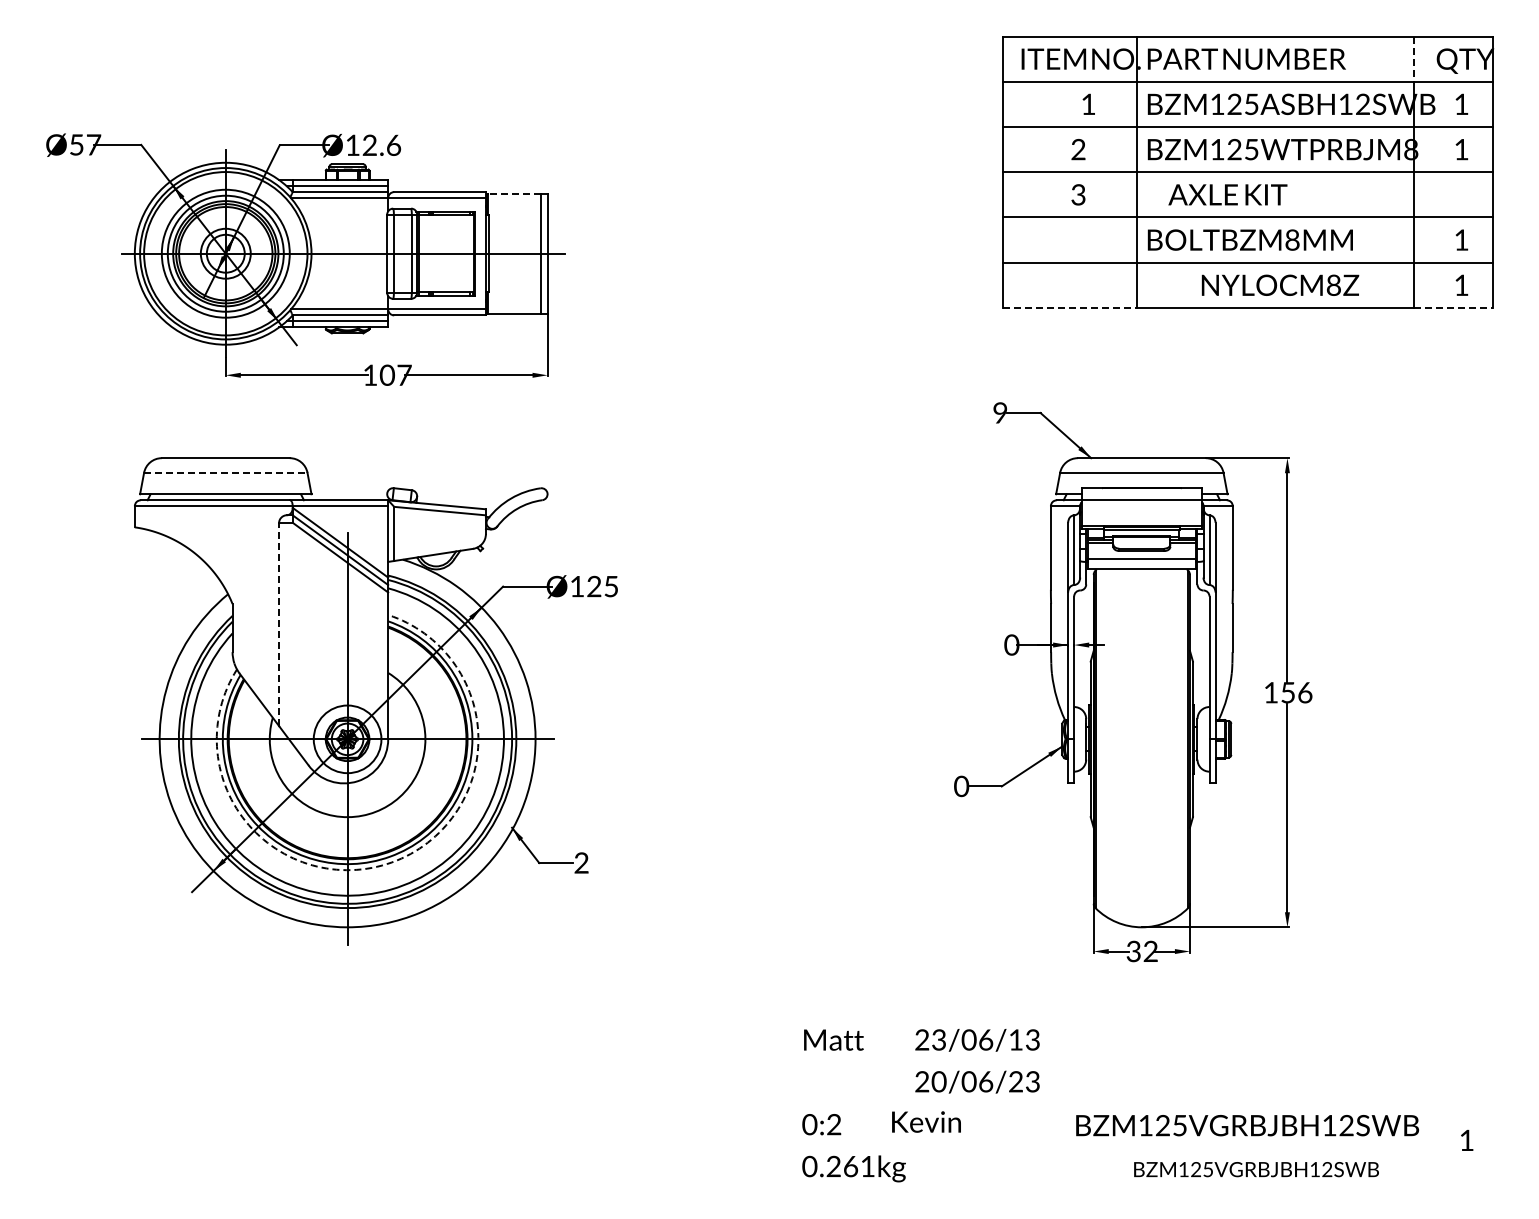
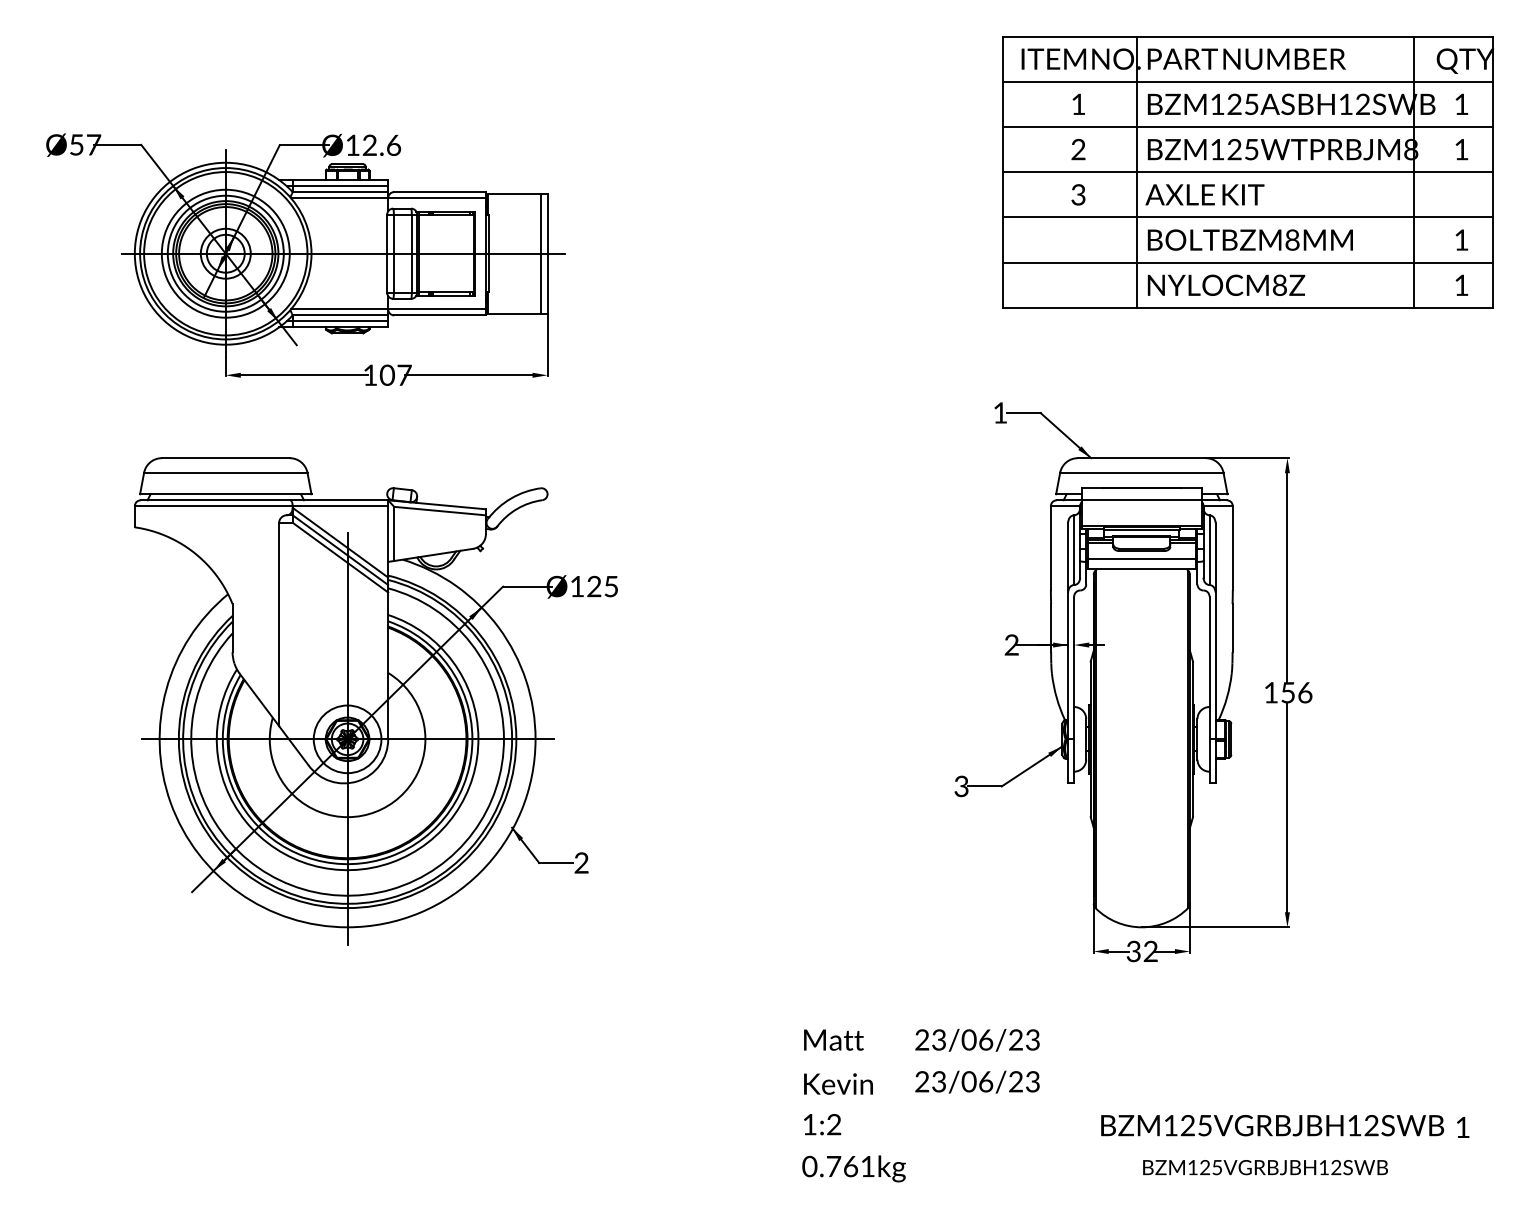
line: dashed -> solid (1413, 59)
text position: (1088, 103) -> (1078, 103) (1078, 103)
line: dashed -> solid (513, 193)
text position: (1227, 194) -> (1204, 194) (1204, 194)
text position: (1280, 284) -> (1226, 284) (1226, 284)
line: dashed -> solid (1070, 307)
line: dashed -> solid (1453, 307)
text: 9 -> 1 (1000, 412)
line: dashed -> solid (225, 472)
line: dashed -> solid (279, 624)
text: 0 -> 2 (1011, 644)
text: 0 -> 3 (961, 786)
arc: dashed -> solid (391, 862)
text: 23/06/13 -> 23/06/23 (1015, 1039)
text: 20/06/23 -> 23/06/23 (938, 1081)
text position: (926, 1121) -> (838, 1083) (838, 1083)
text: 0:2 -> 1:2 (809, 1124)
text position: (1247, 1125) -> (1272, 1125) (1272, 1125)
text position: (1467, 1140) -> (1463, 1127) (1463, 1127)
text: 0.261kg -> 0.761kg (833, 1165)
text position: (1256, 1169) -> (1265, 1167) (1265, 1167)
